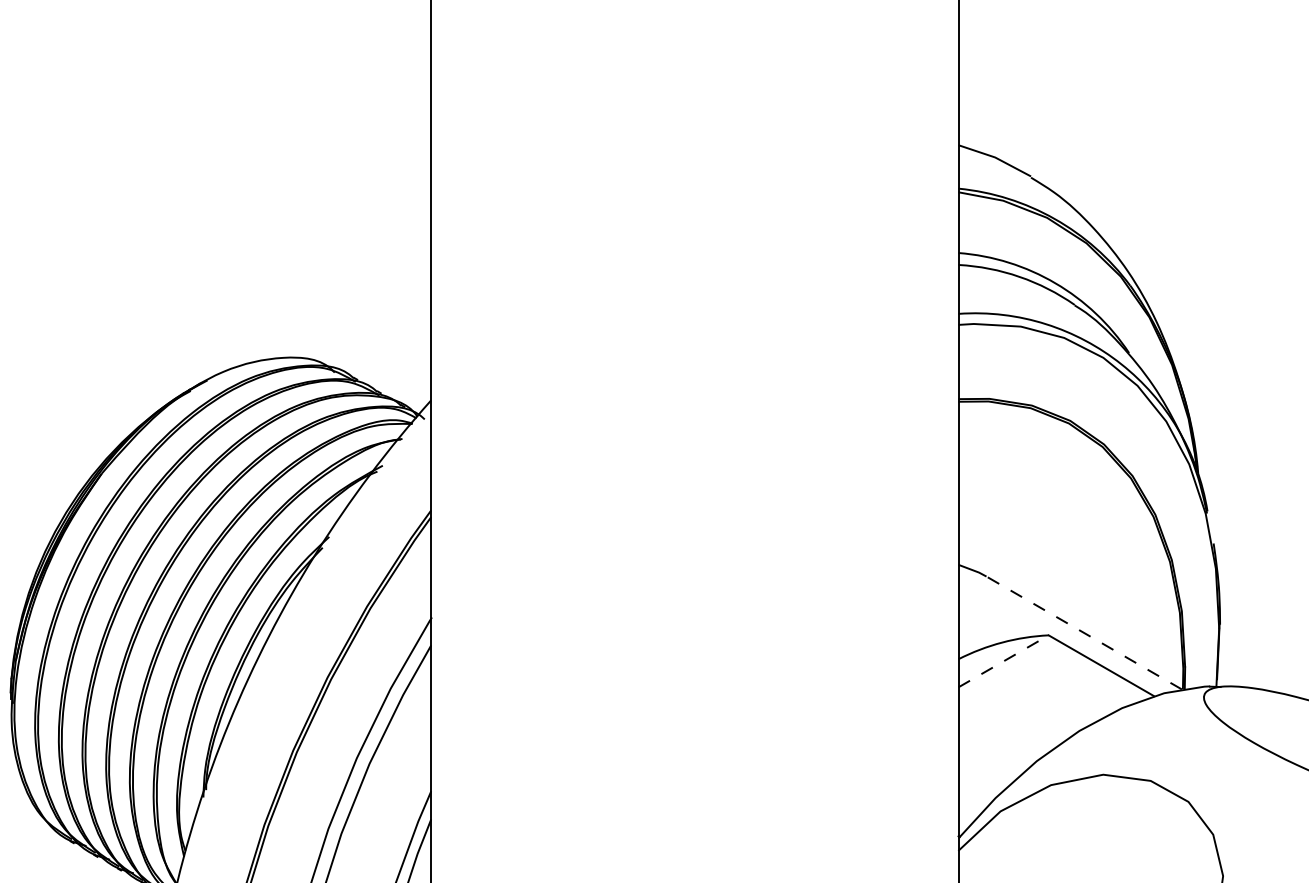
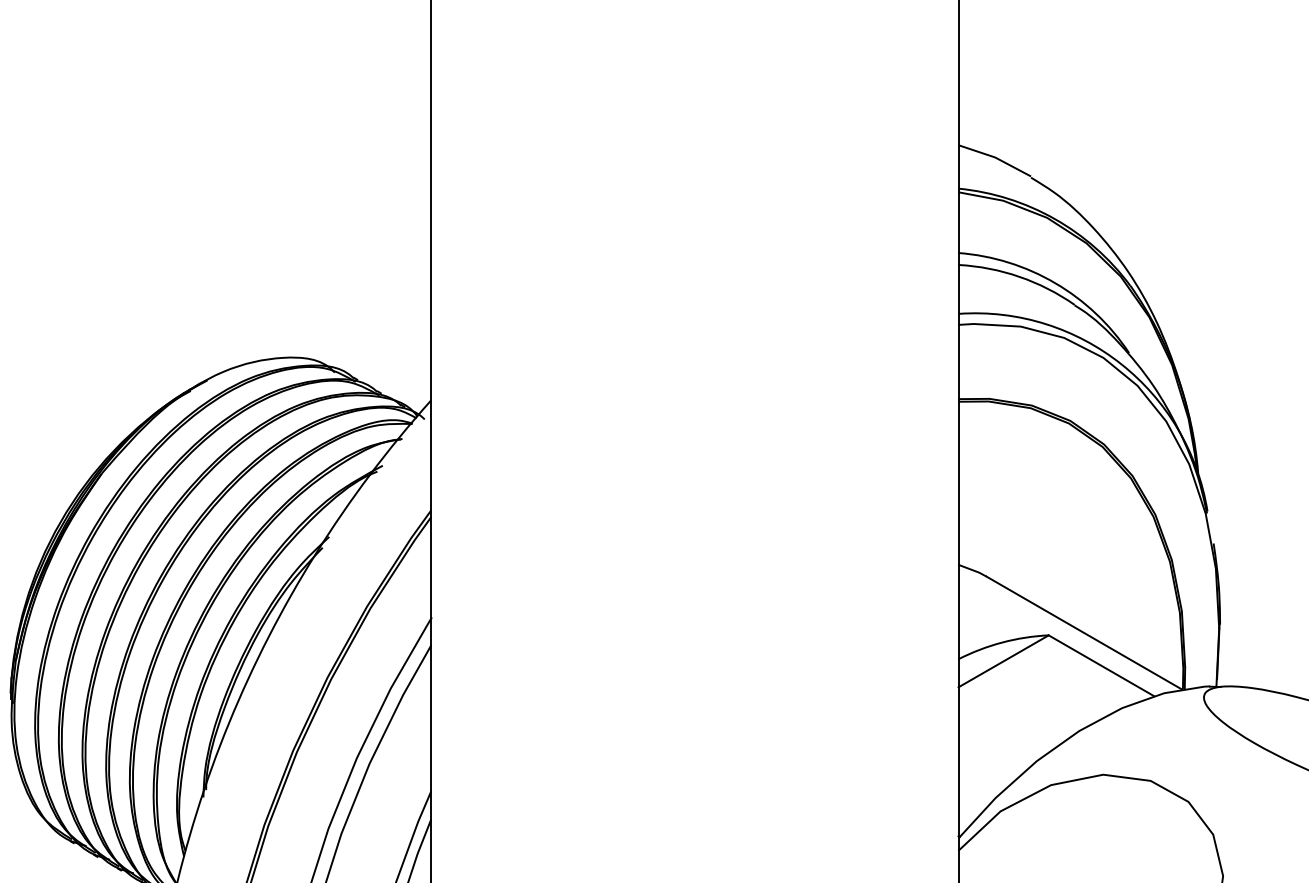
line: dashed -> solid (1084, 633)
line: dashed -> solid (1004, 661)
